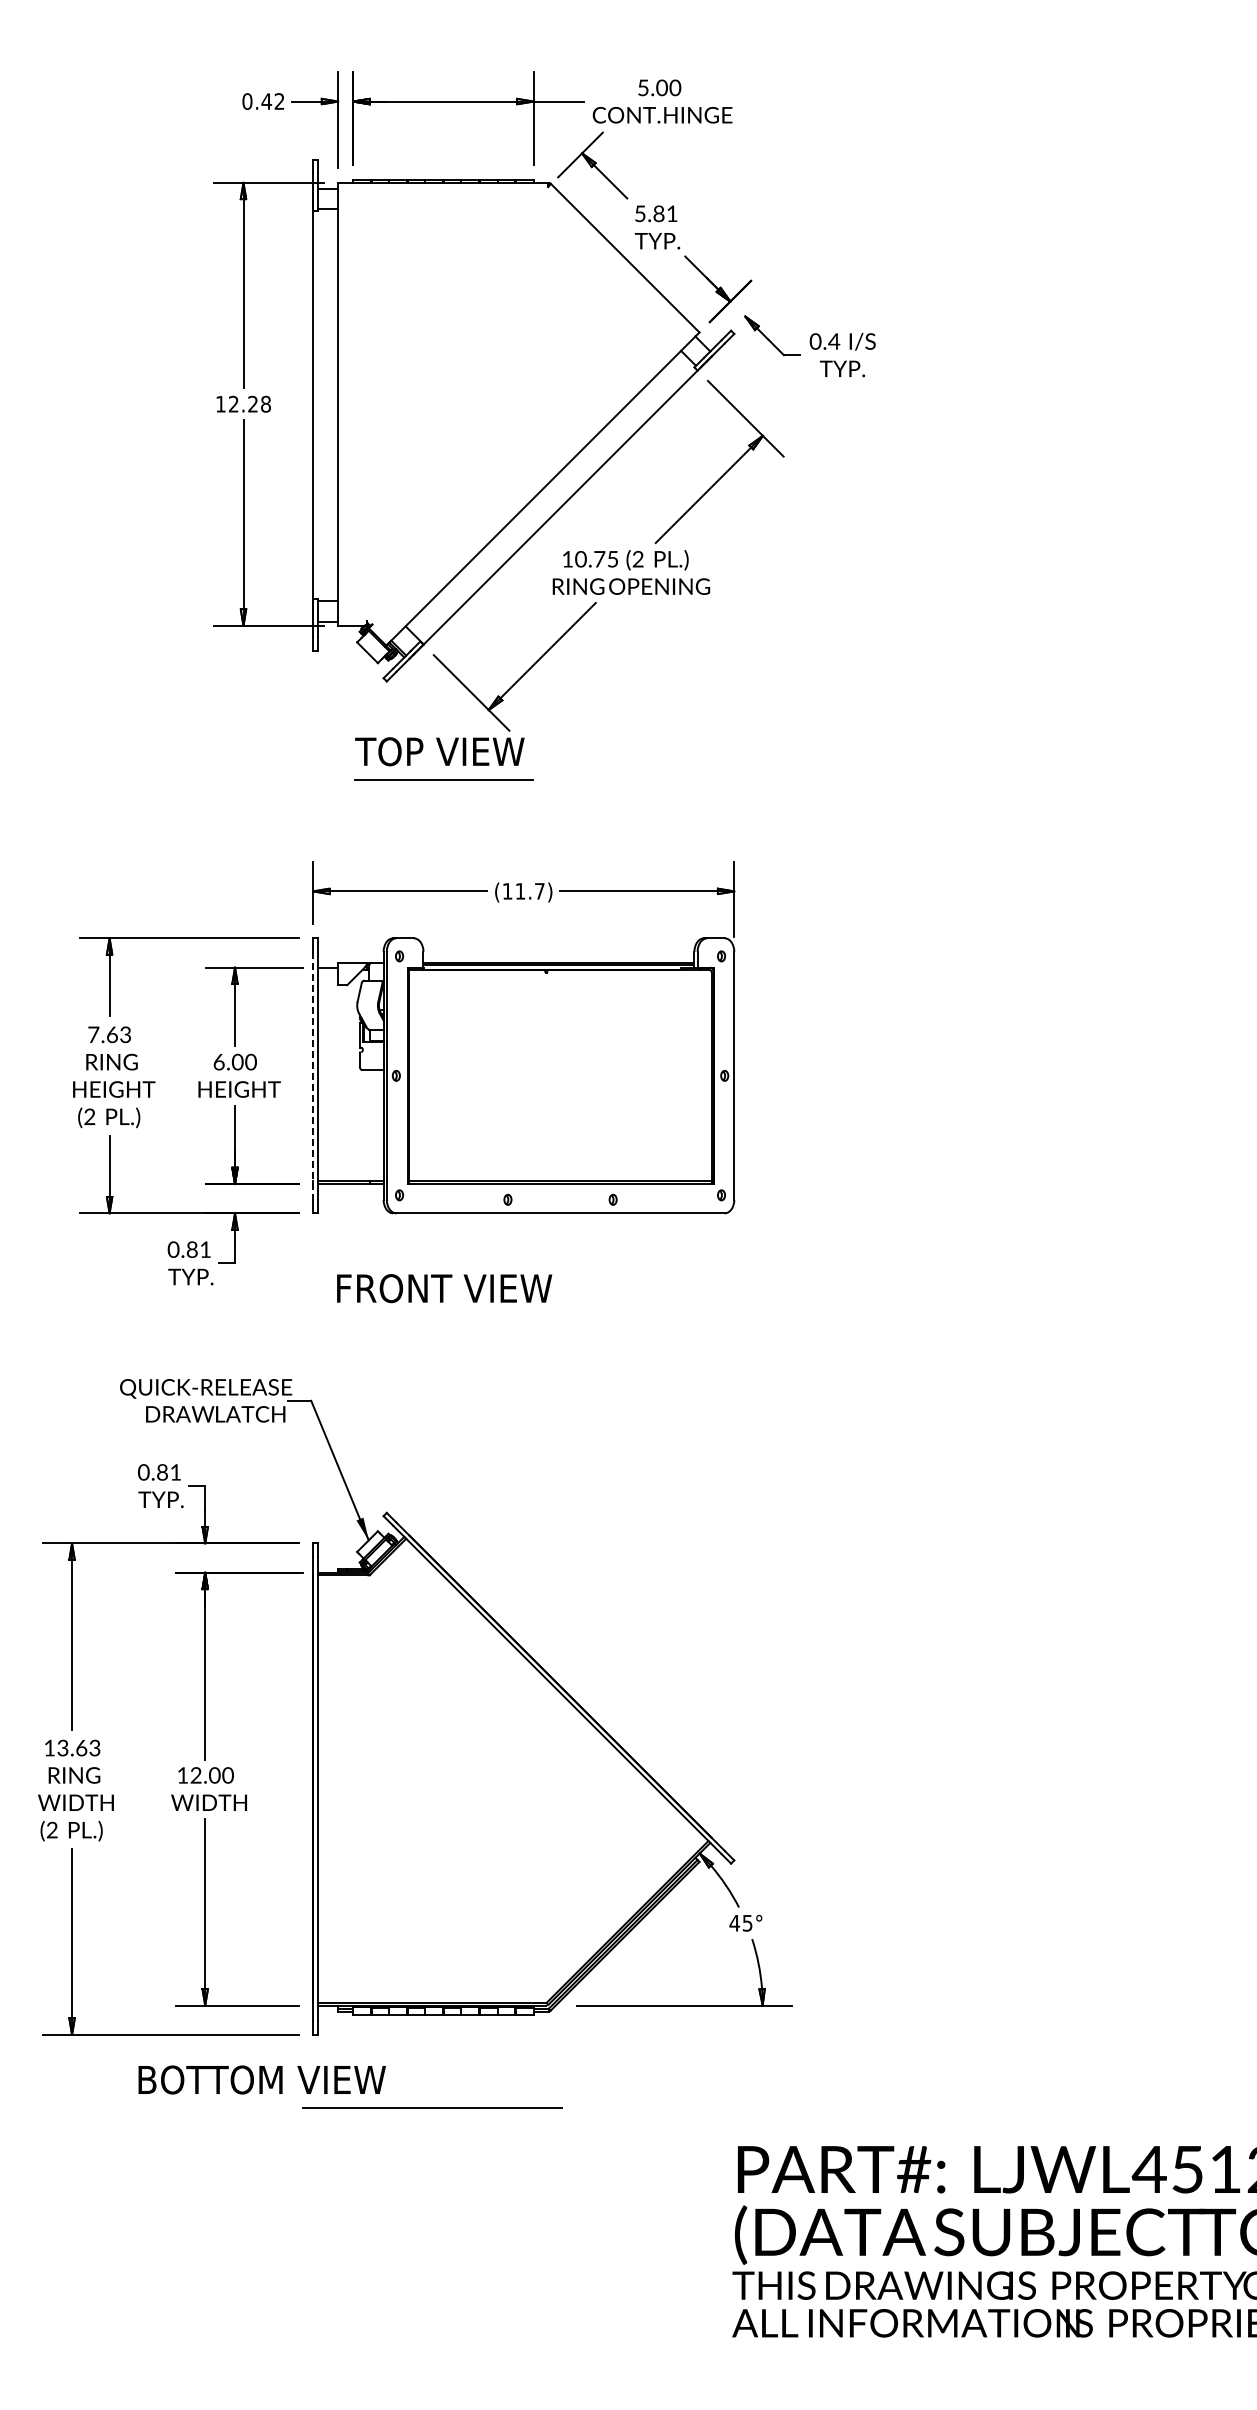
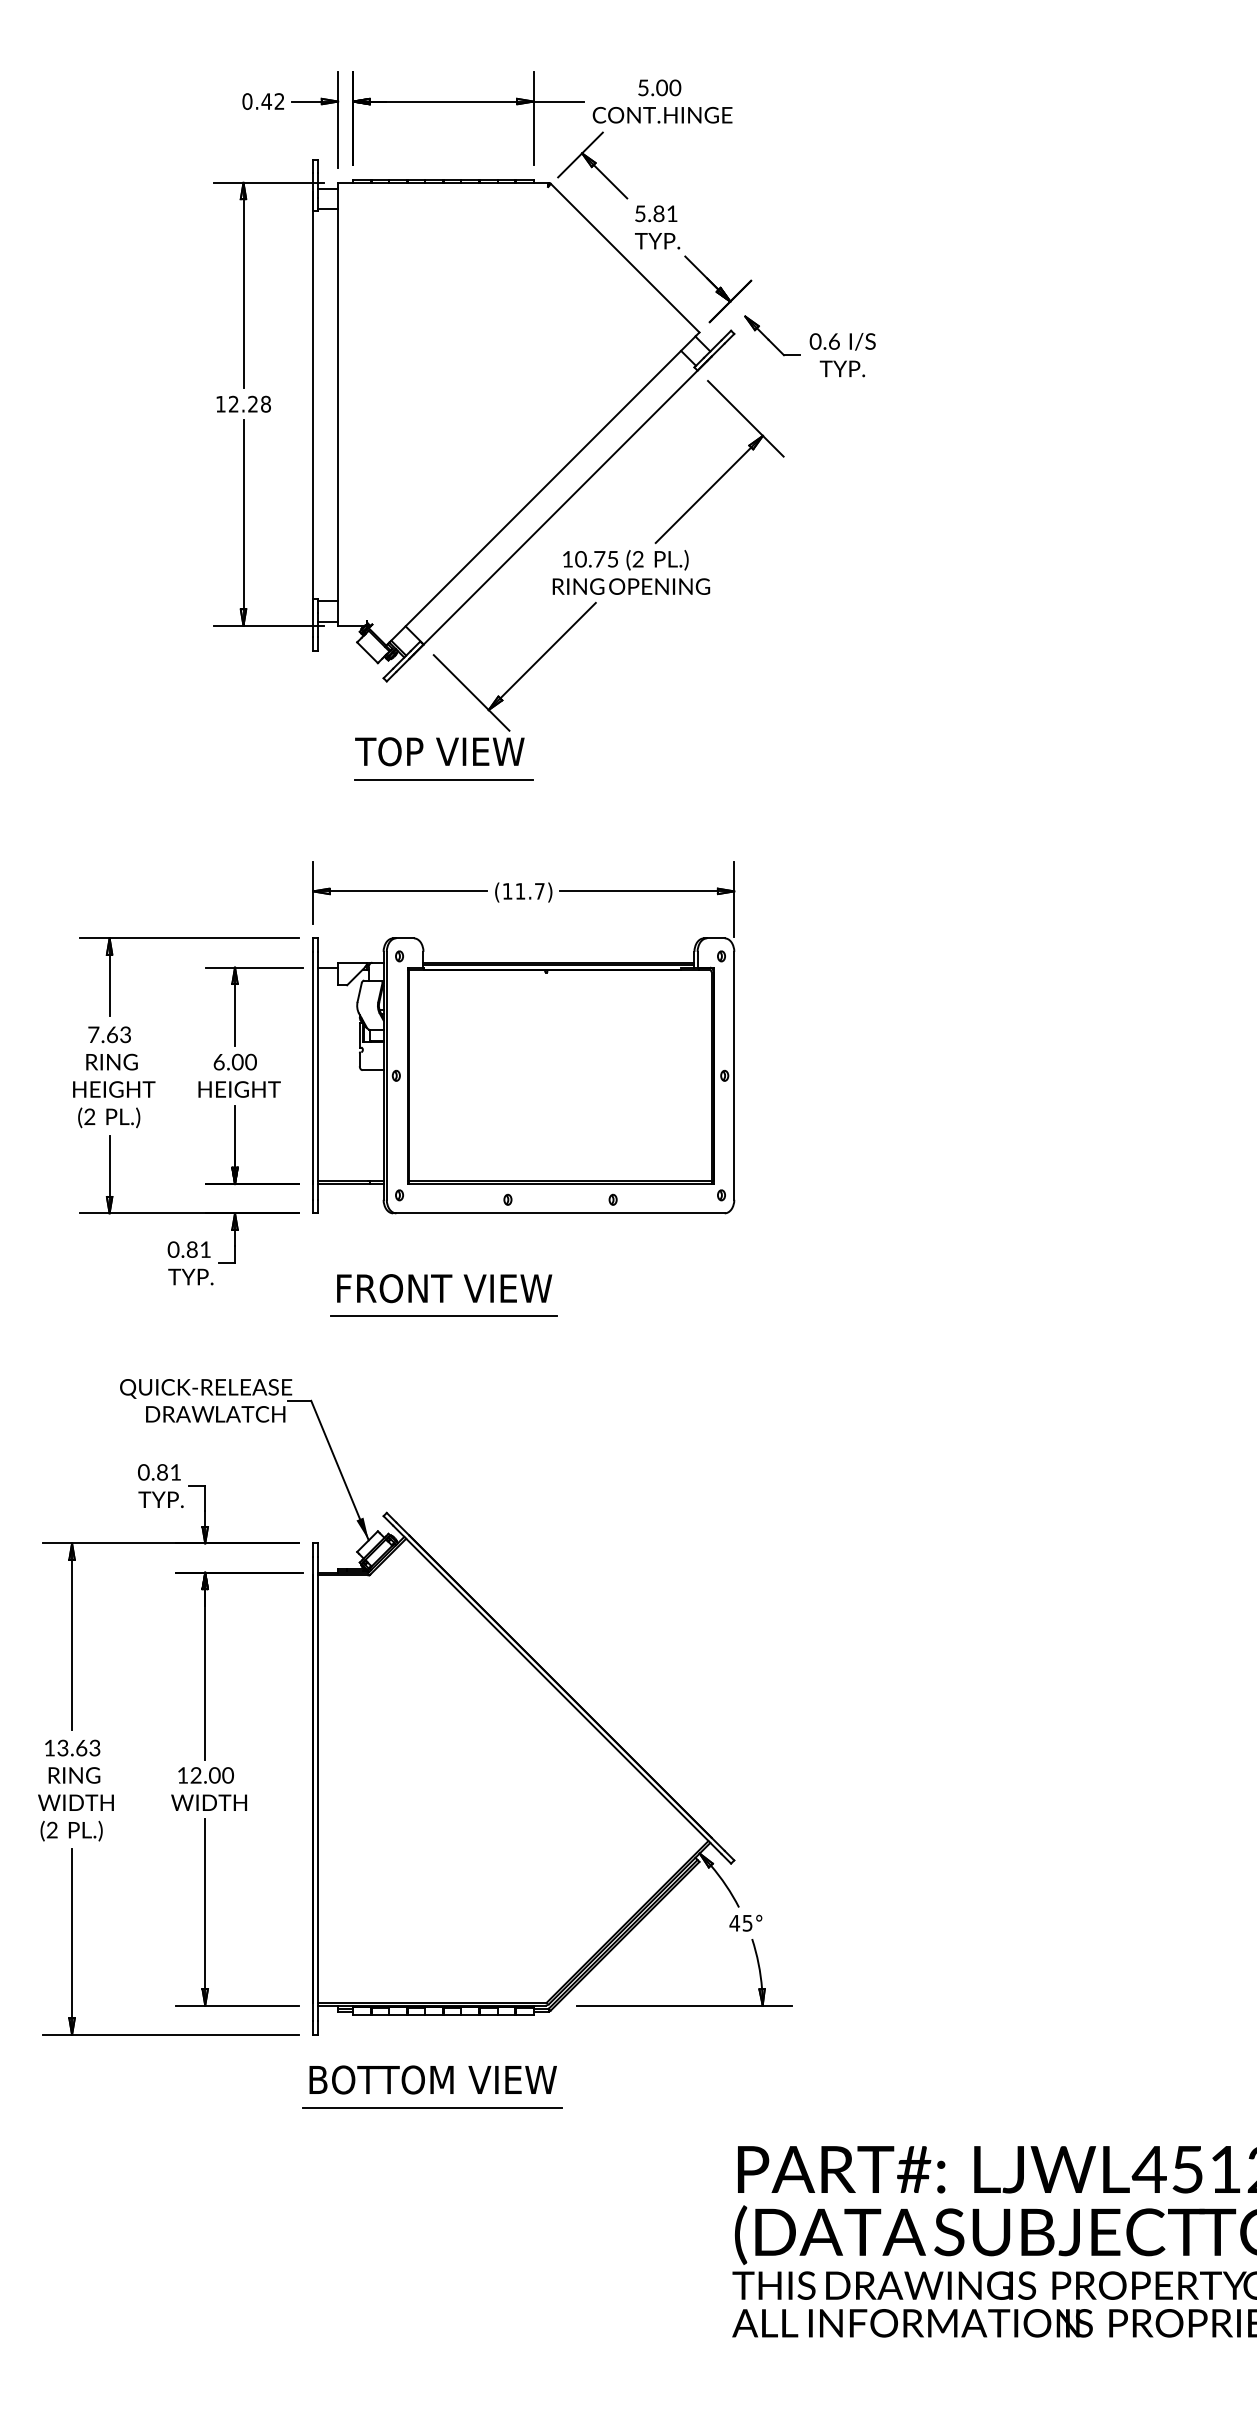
text: 0.4 -> 0.6 (834, 341)
line: dashed -> solid (313, 1075)
line: none -> present (443, 1316)
text position: (261, 2079) -> (432, 2079) (432, 2079)
